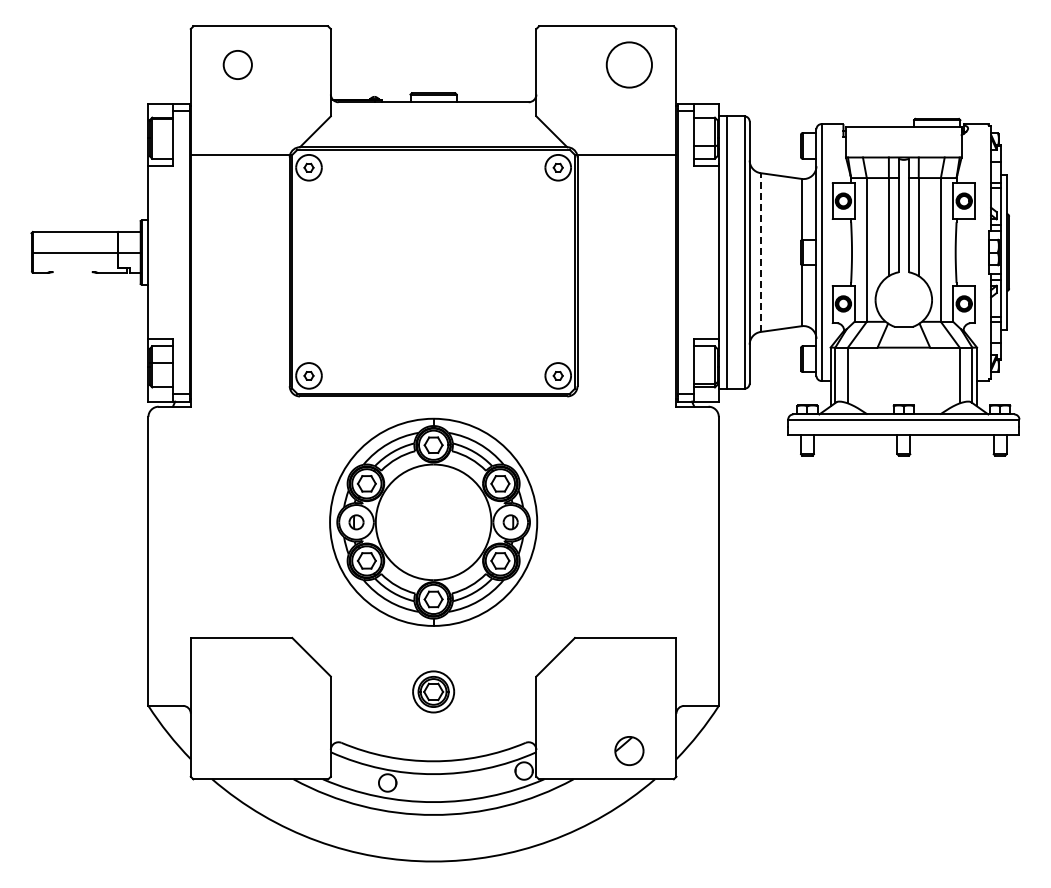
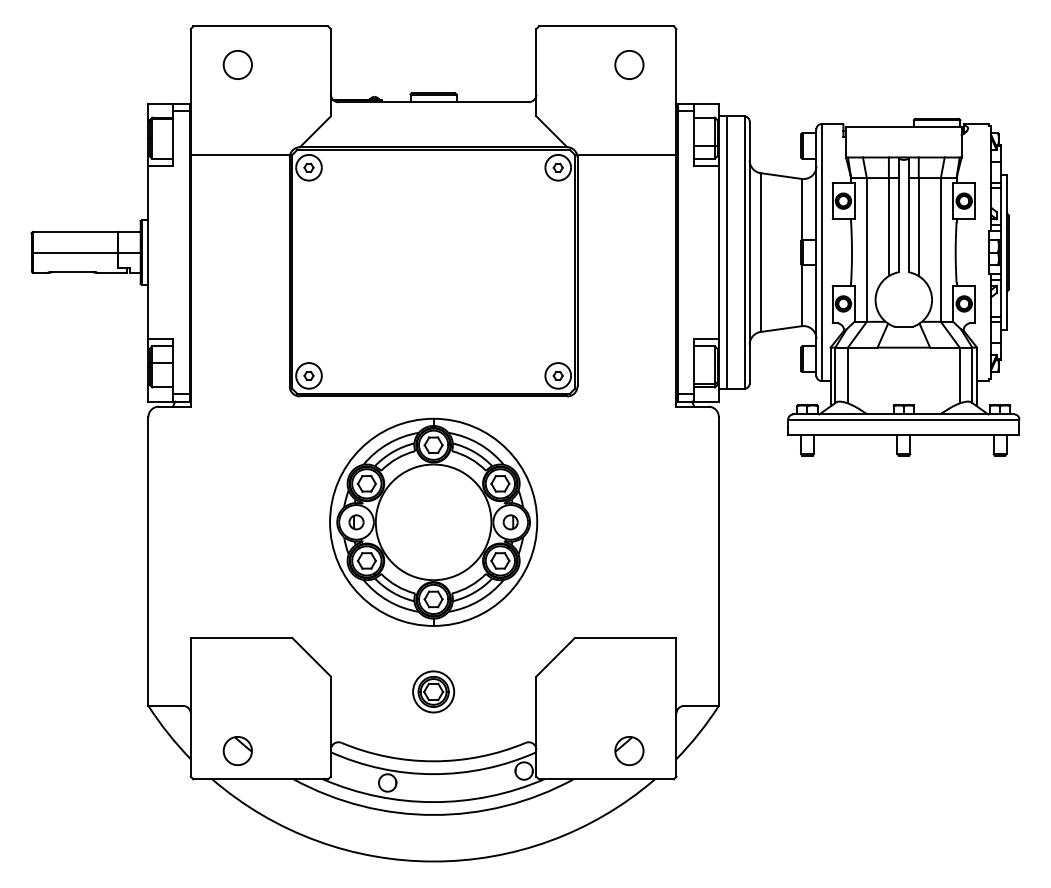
part size: 48x48 px -> 31x30 px (629, 64)
line: dashed -> solid (760, 252)
line: none -> present (72, 272)
part: none -> present (237, 751)
